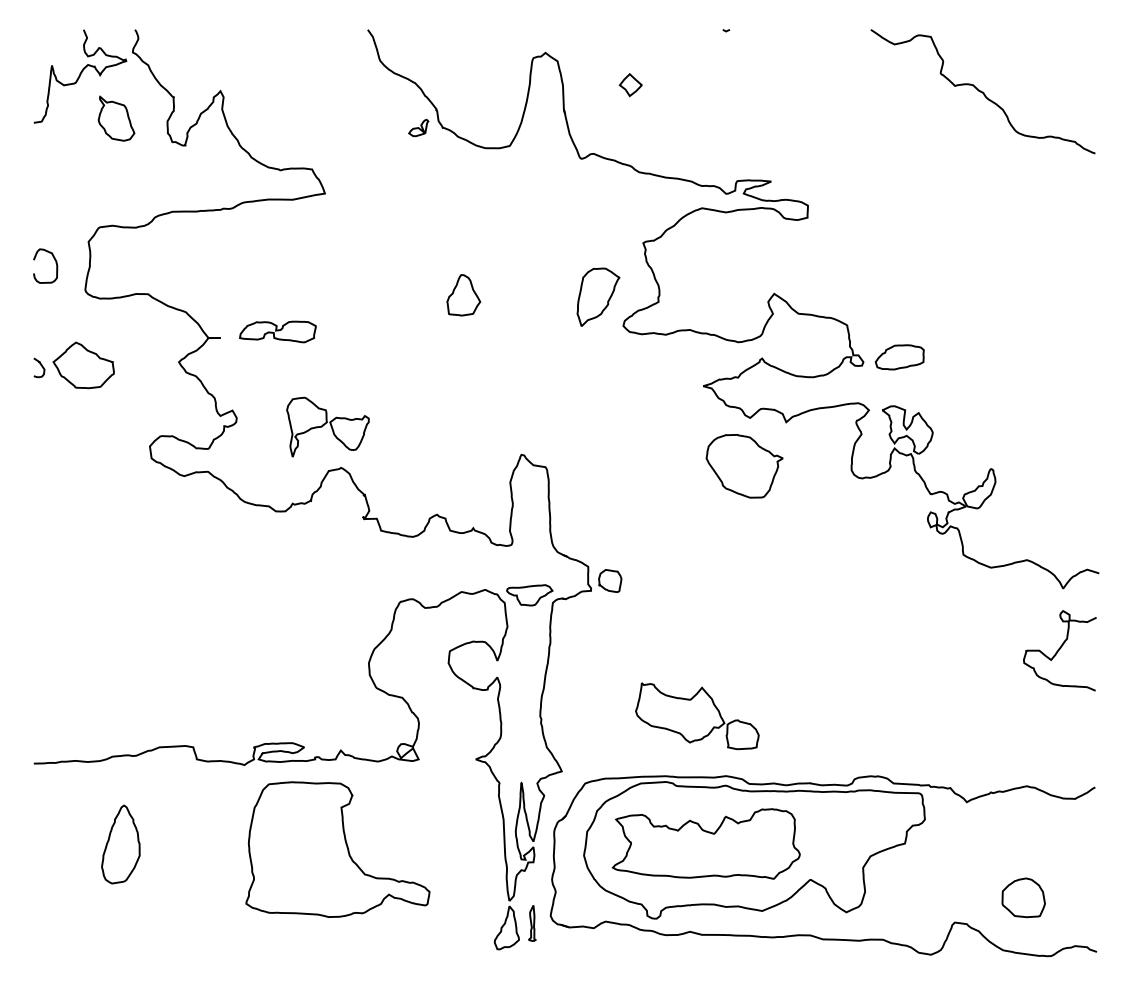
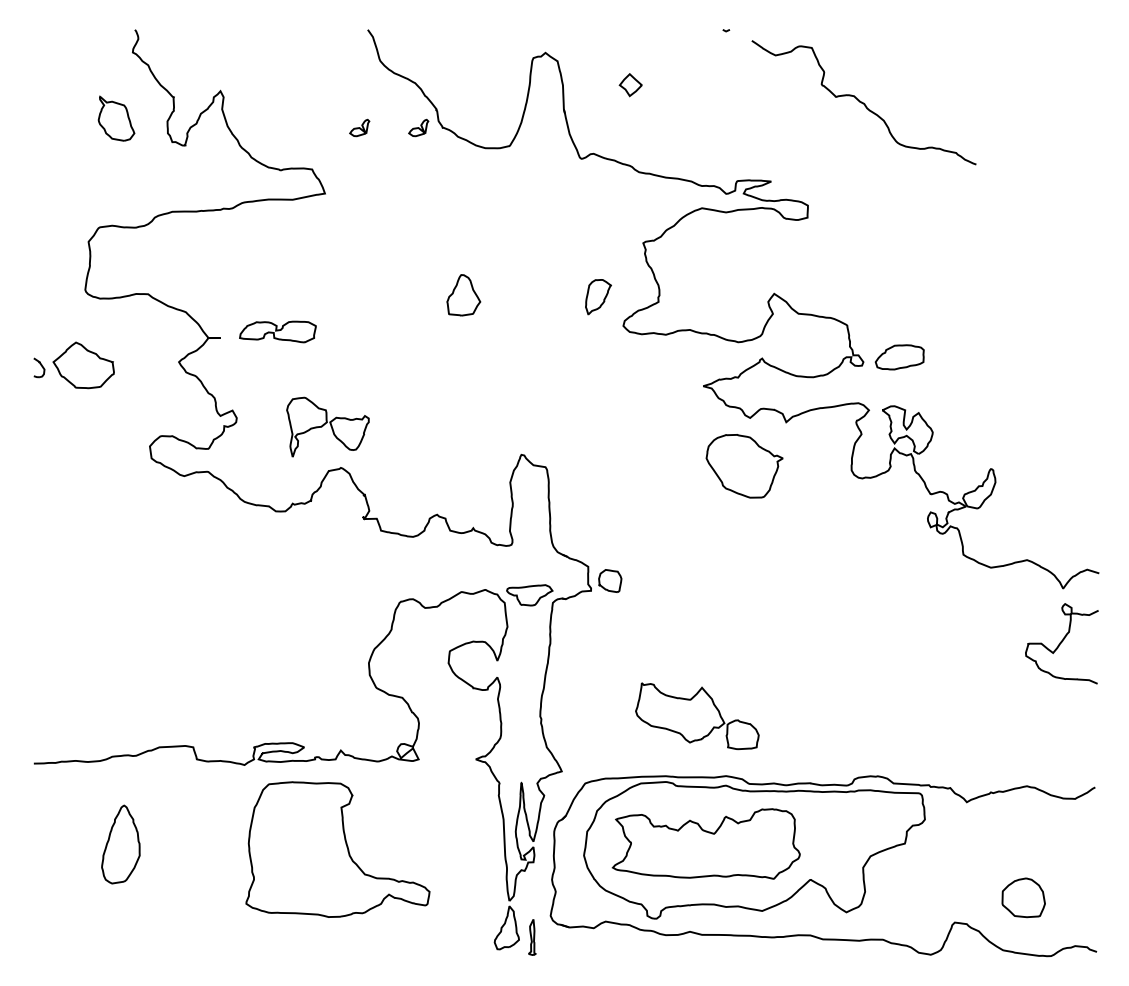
curve: present -> none (80, 76)
curve position: (982, 91) -> (863, 102) (863, 102)
part: none -> present (359, 127)
part: present -> none (55, 263)
part size: 45x60 px -> 27x37 px (598, 297)
curve position: (1059, 650) -> (1061, 643) (1061, 643)
part position: (532, 923) -> (532, 937) (532, 937)
